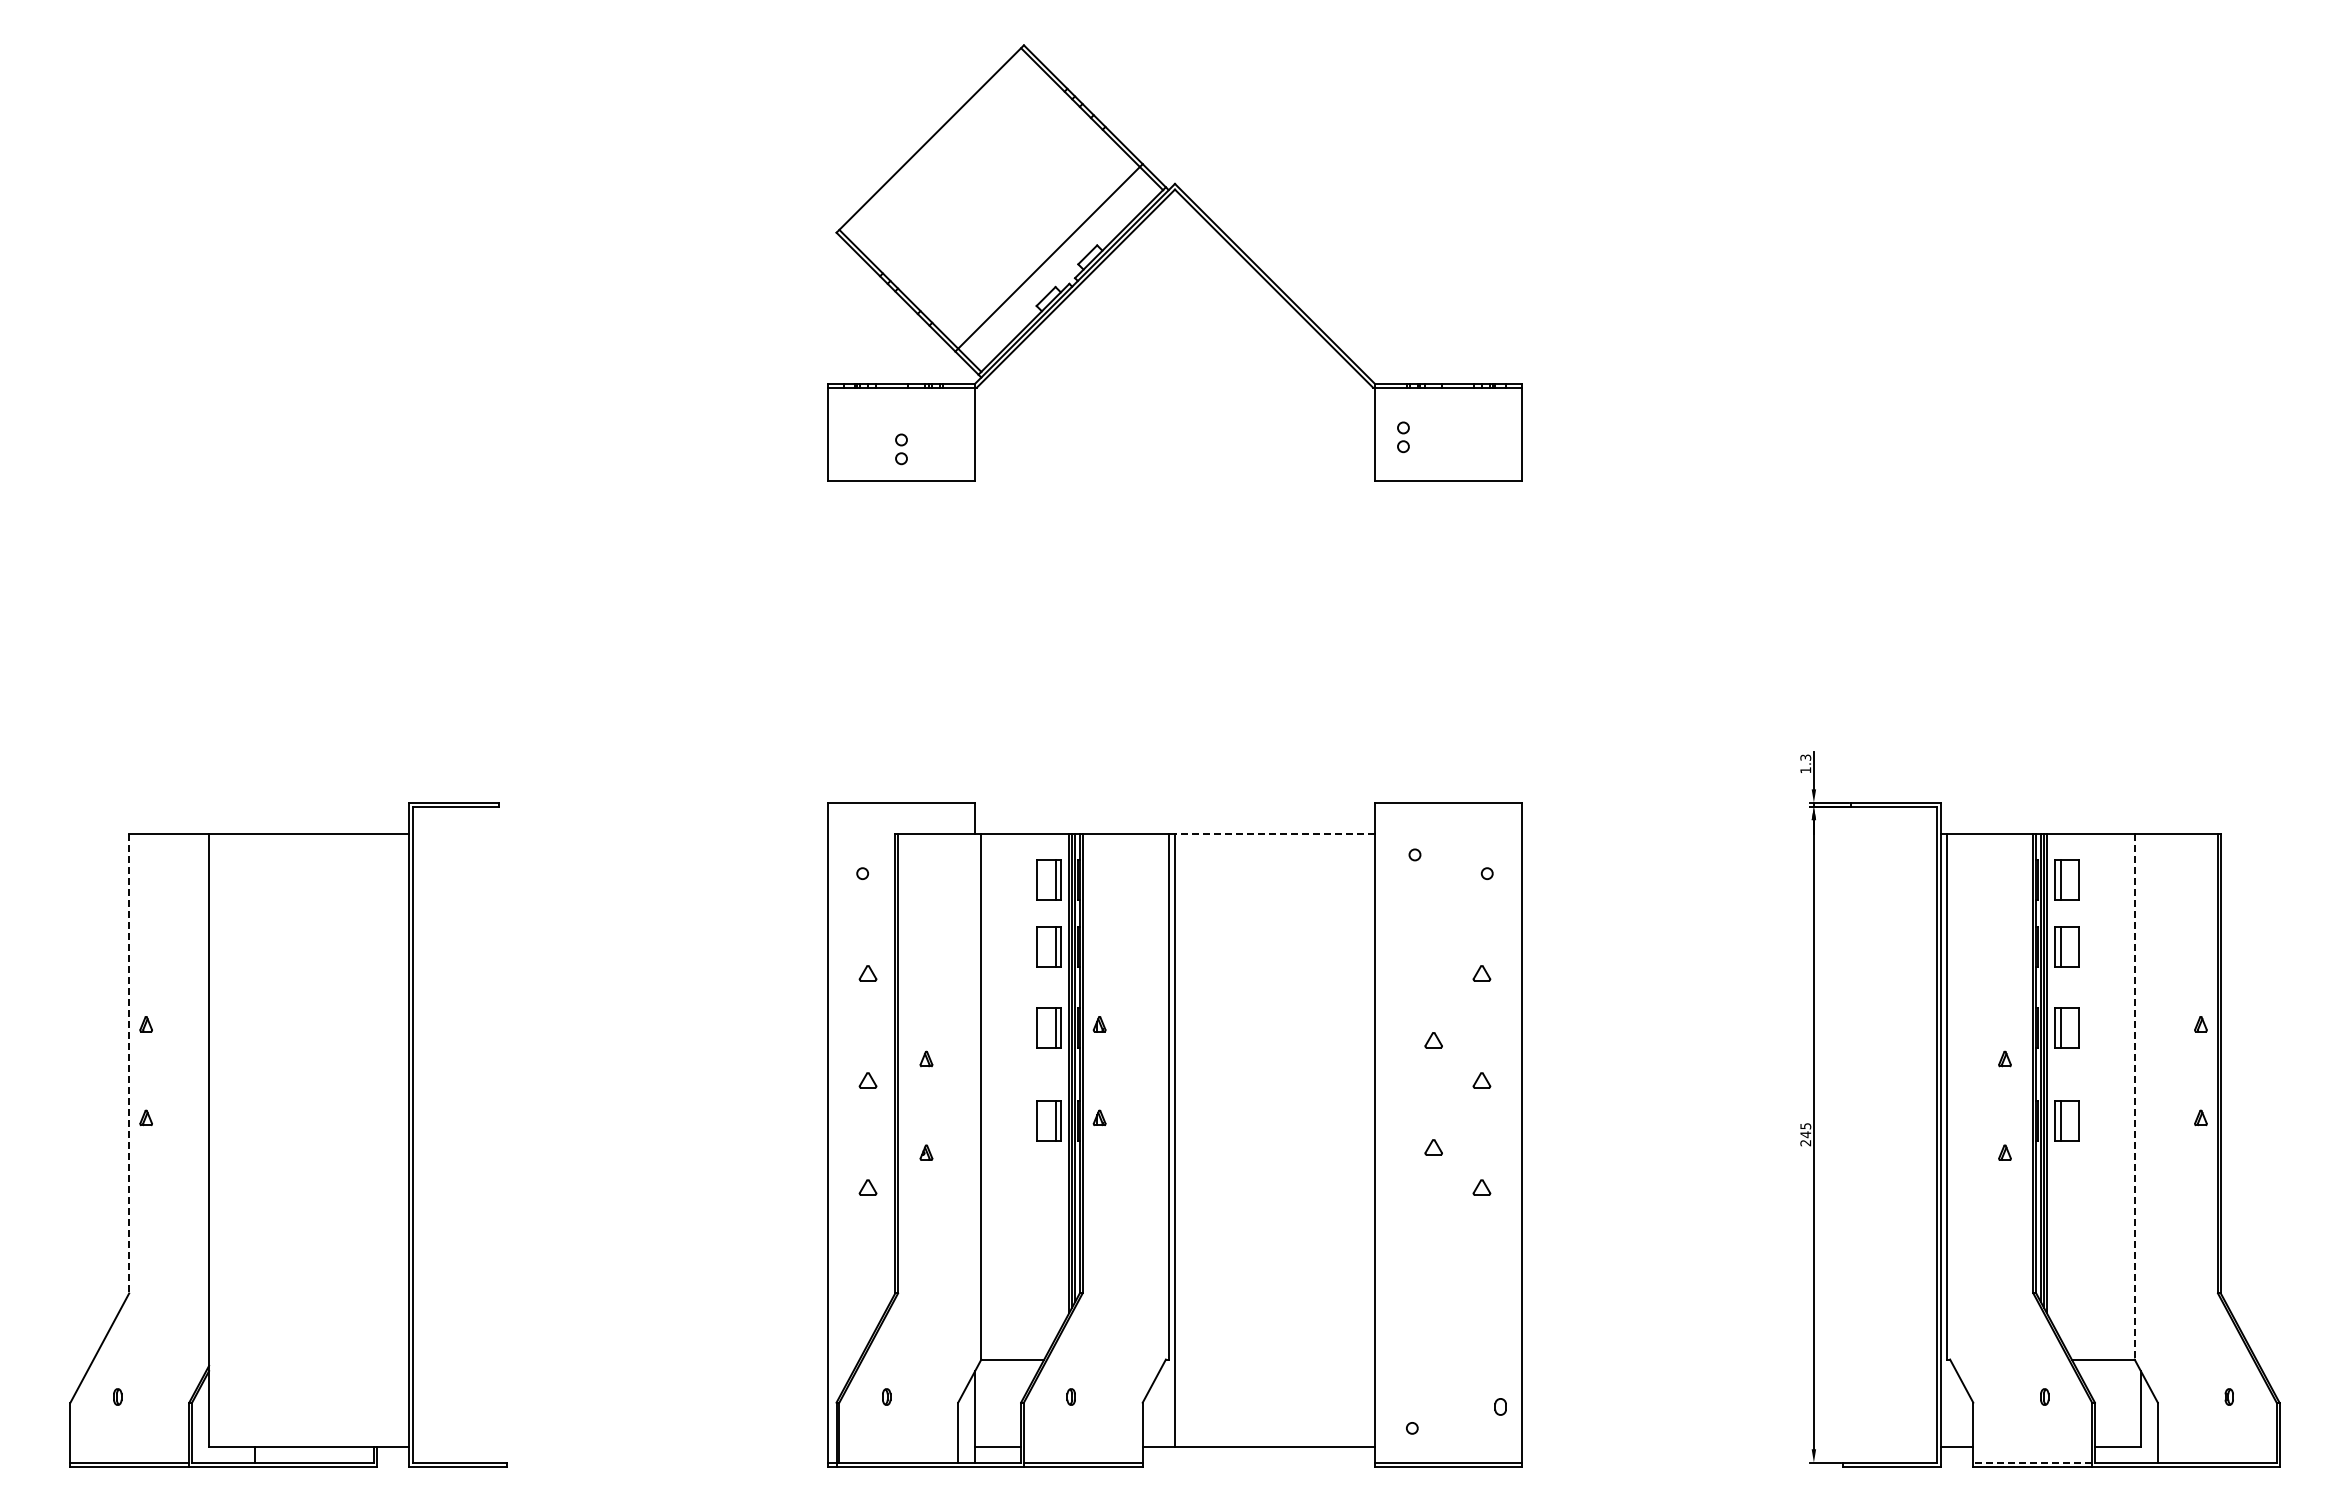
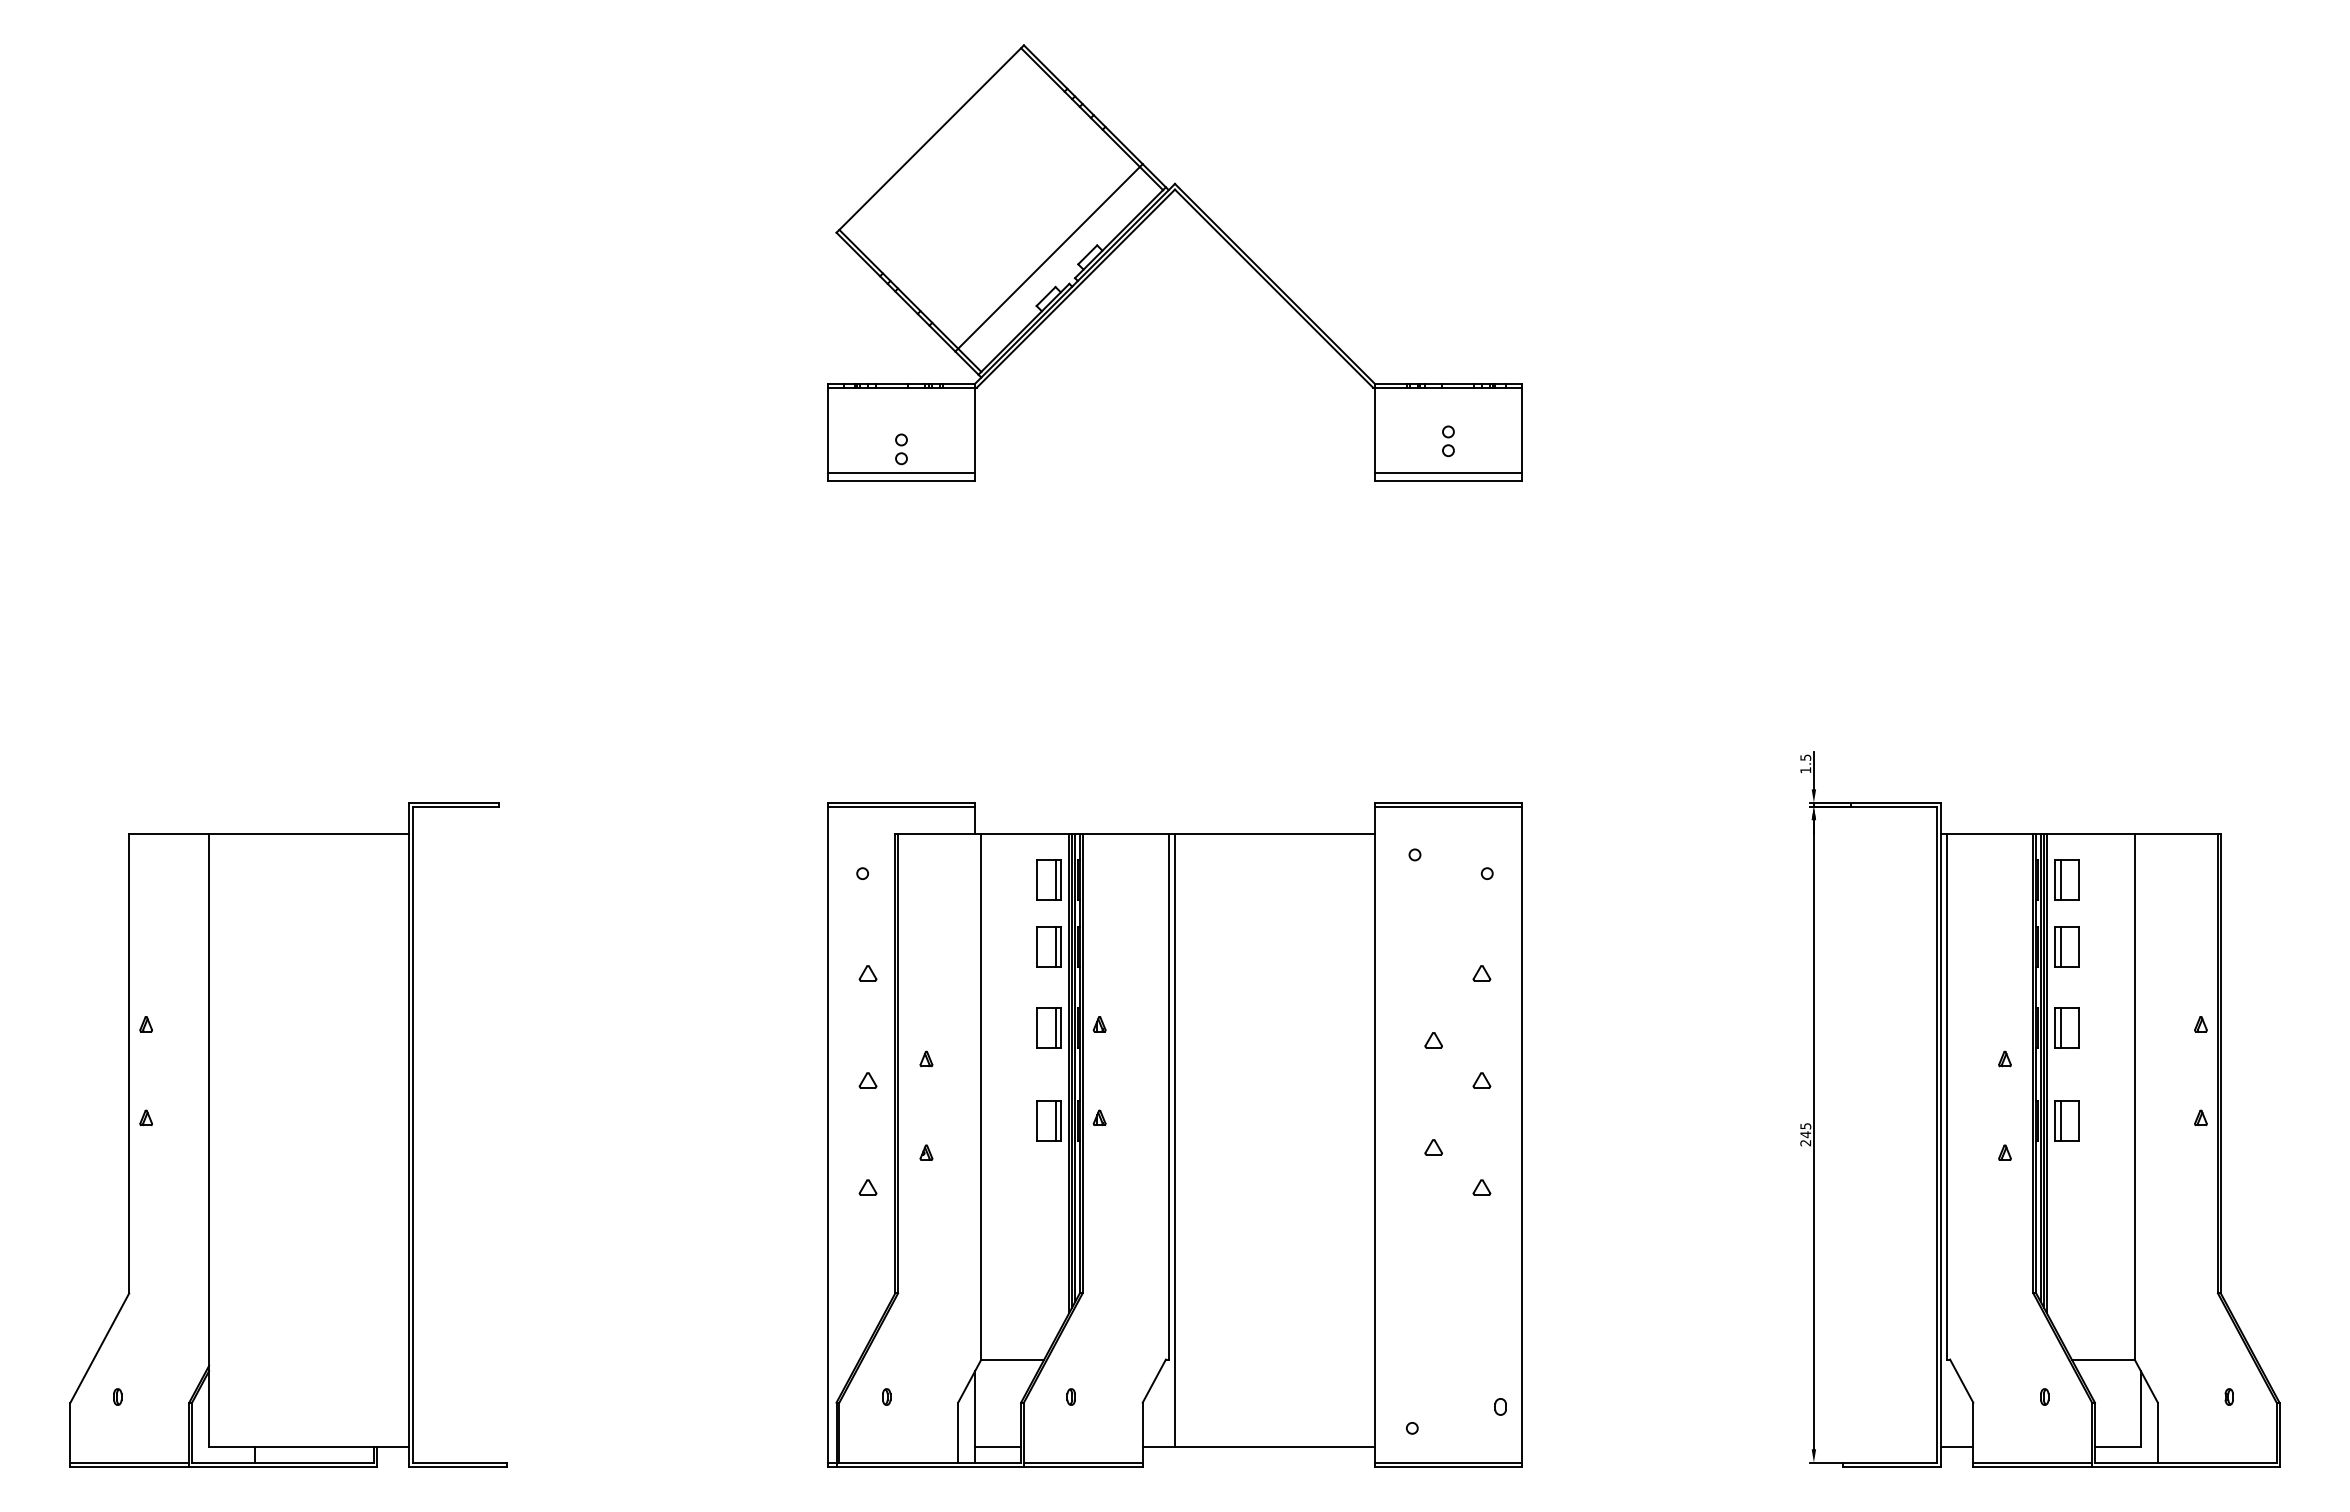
part position: (1403, 437) -> (1448, 441) (1448, 441)
line: none -> present (901, 473)
line: none -> present (1448, 473)
text: 1.3 -> 1.5 (1805, 757)
line: none -> present (901, 806)
line: none -> present (1448, 806)
line: dashed -> solid (1274, 833)
line: dashed -> solid (129, 1063)
line: dashed -> solid (2134, 1097)
line: dashed -> solid (2032, 1462)
